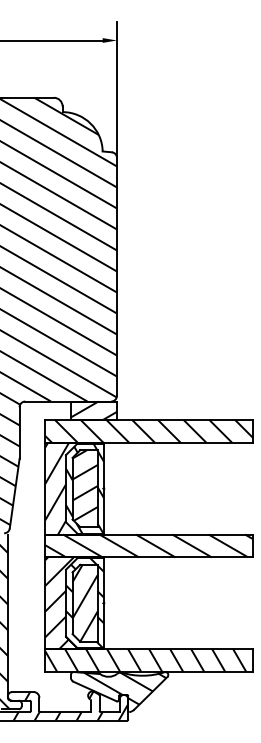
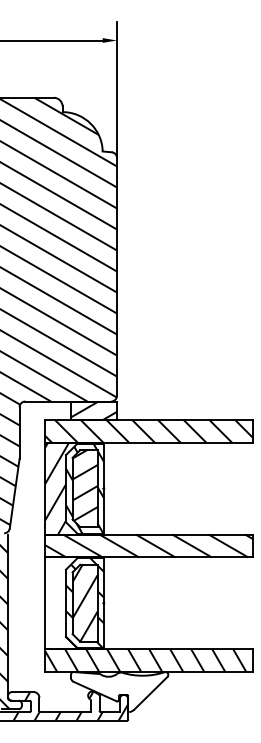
hatch: present -> none (72, 603)
hatch: present -> none (125, 688)
